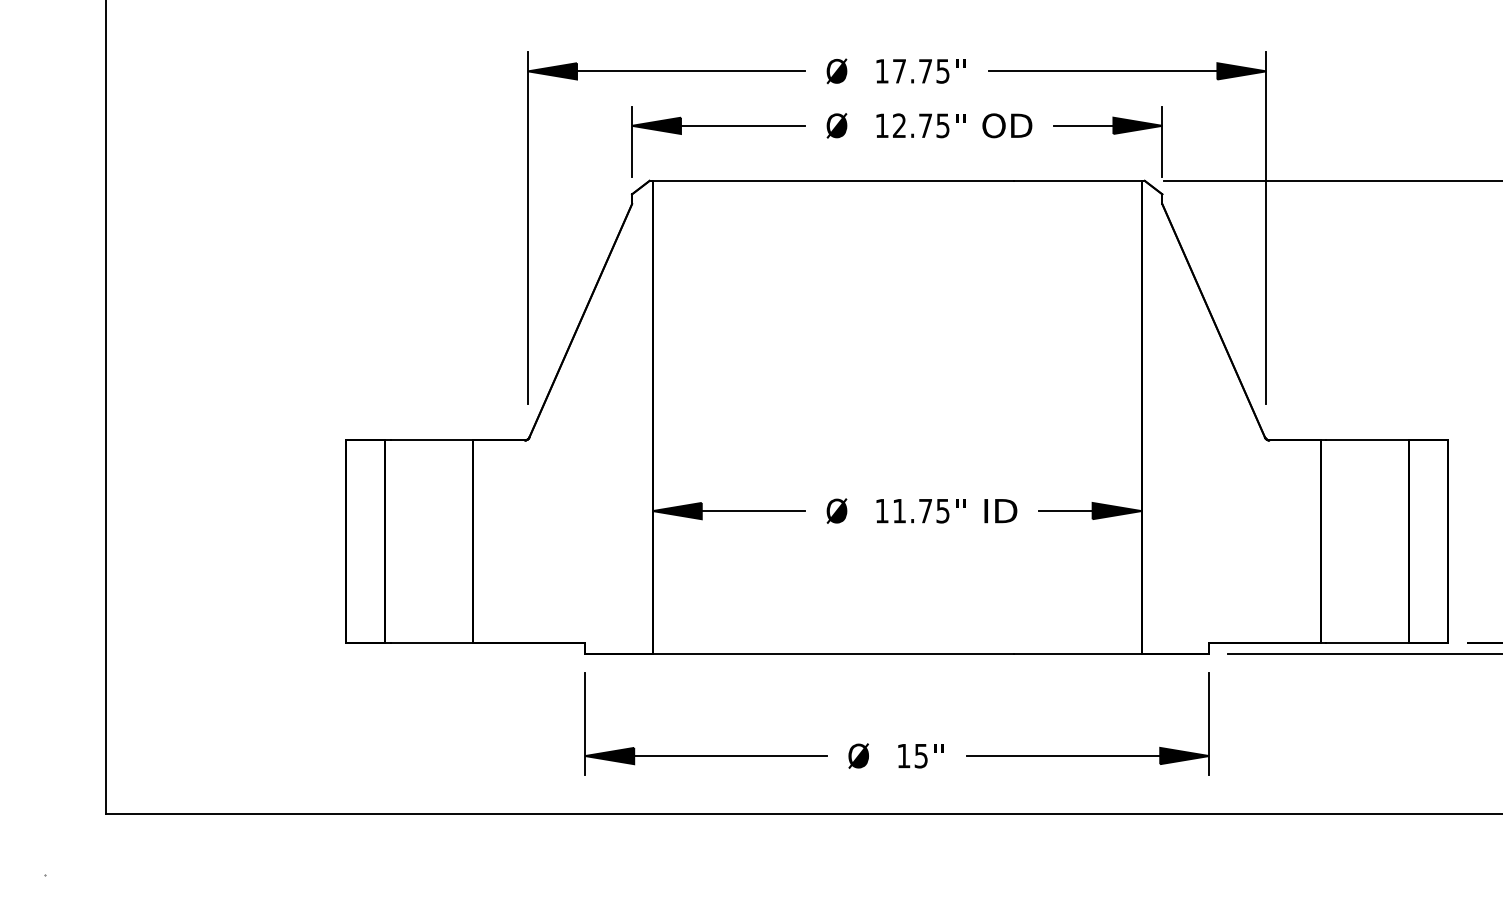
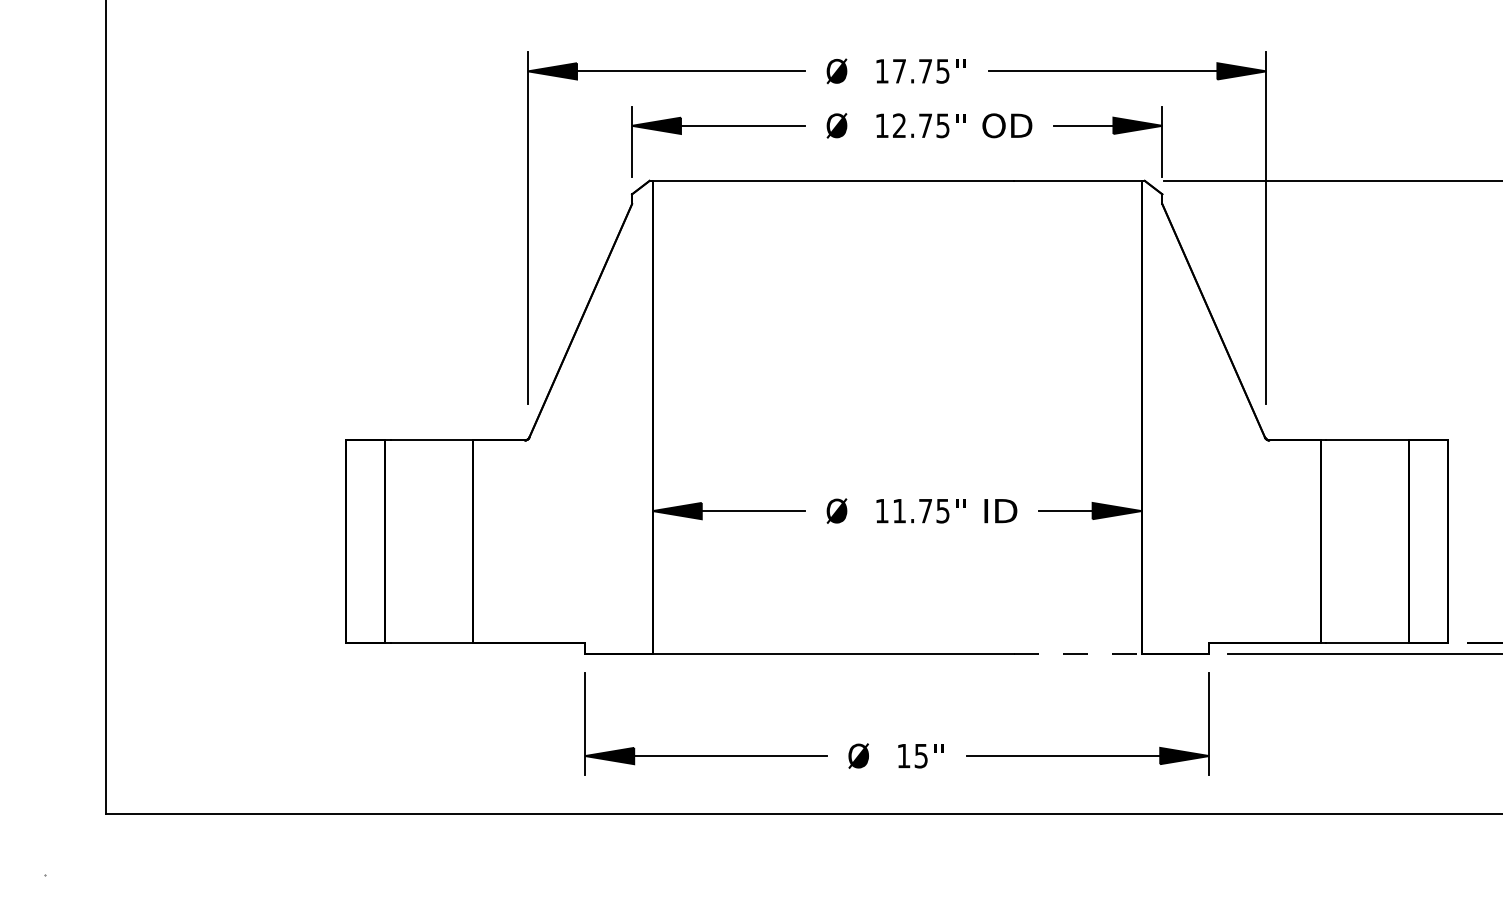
line: solid -> dashed (1077, 653)
